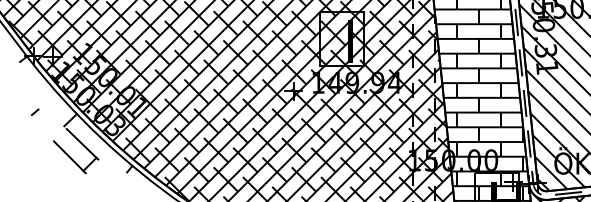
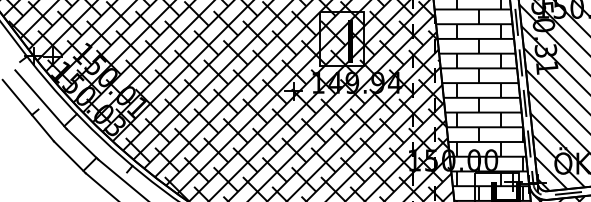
line: none -> present (40, 99)
line: none -> present (27, 110)
line: none -> present (121, 178)
line: none -> present (100, 185)
